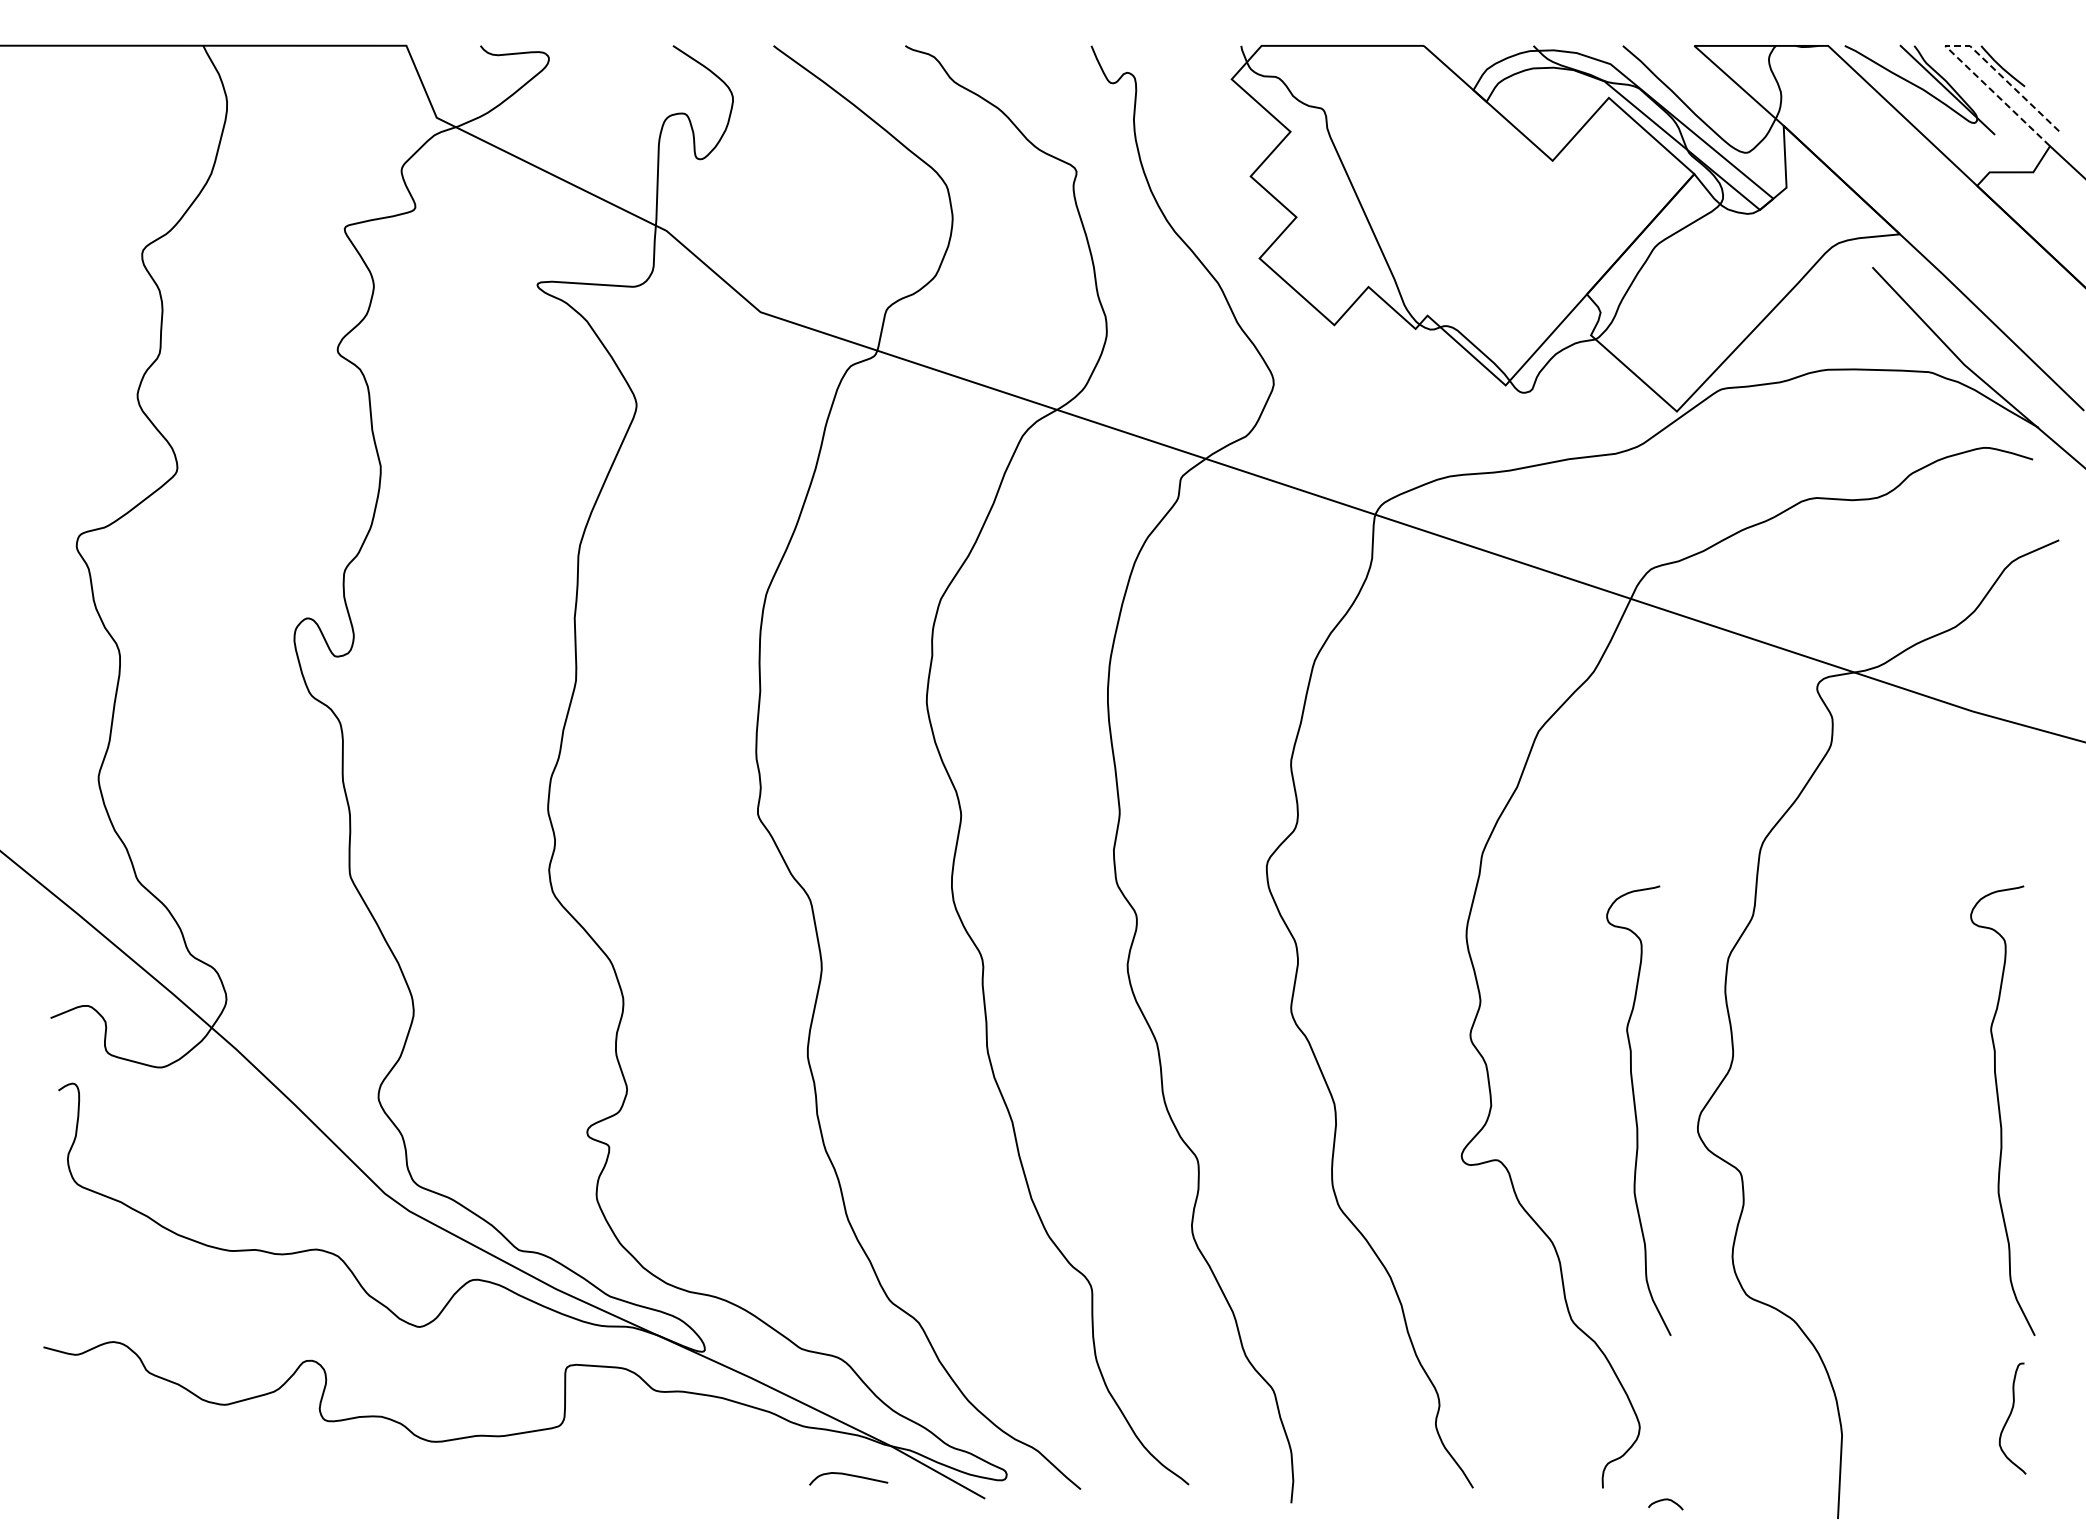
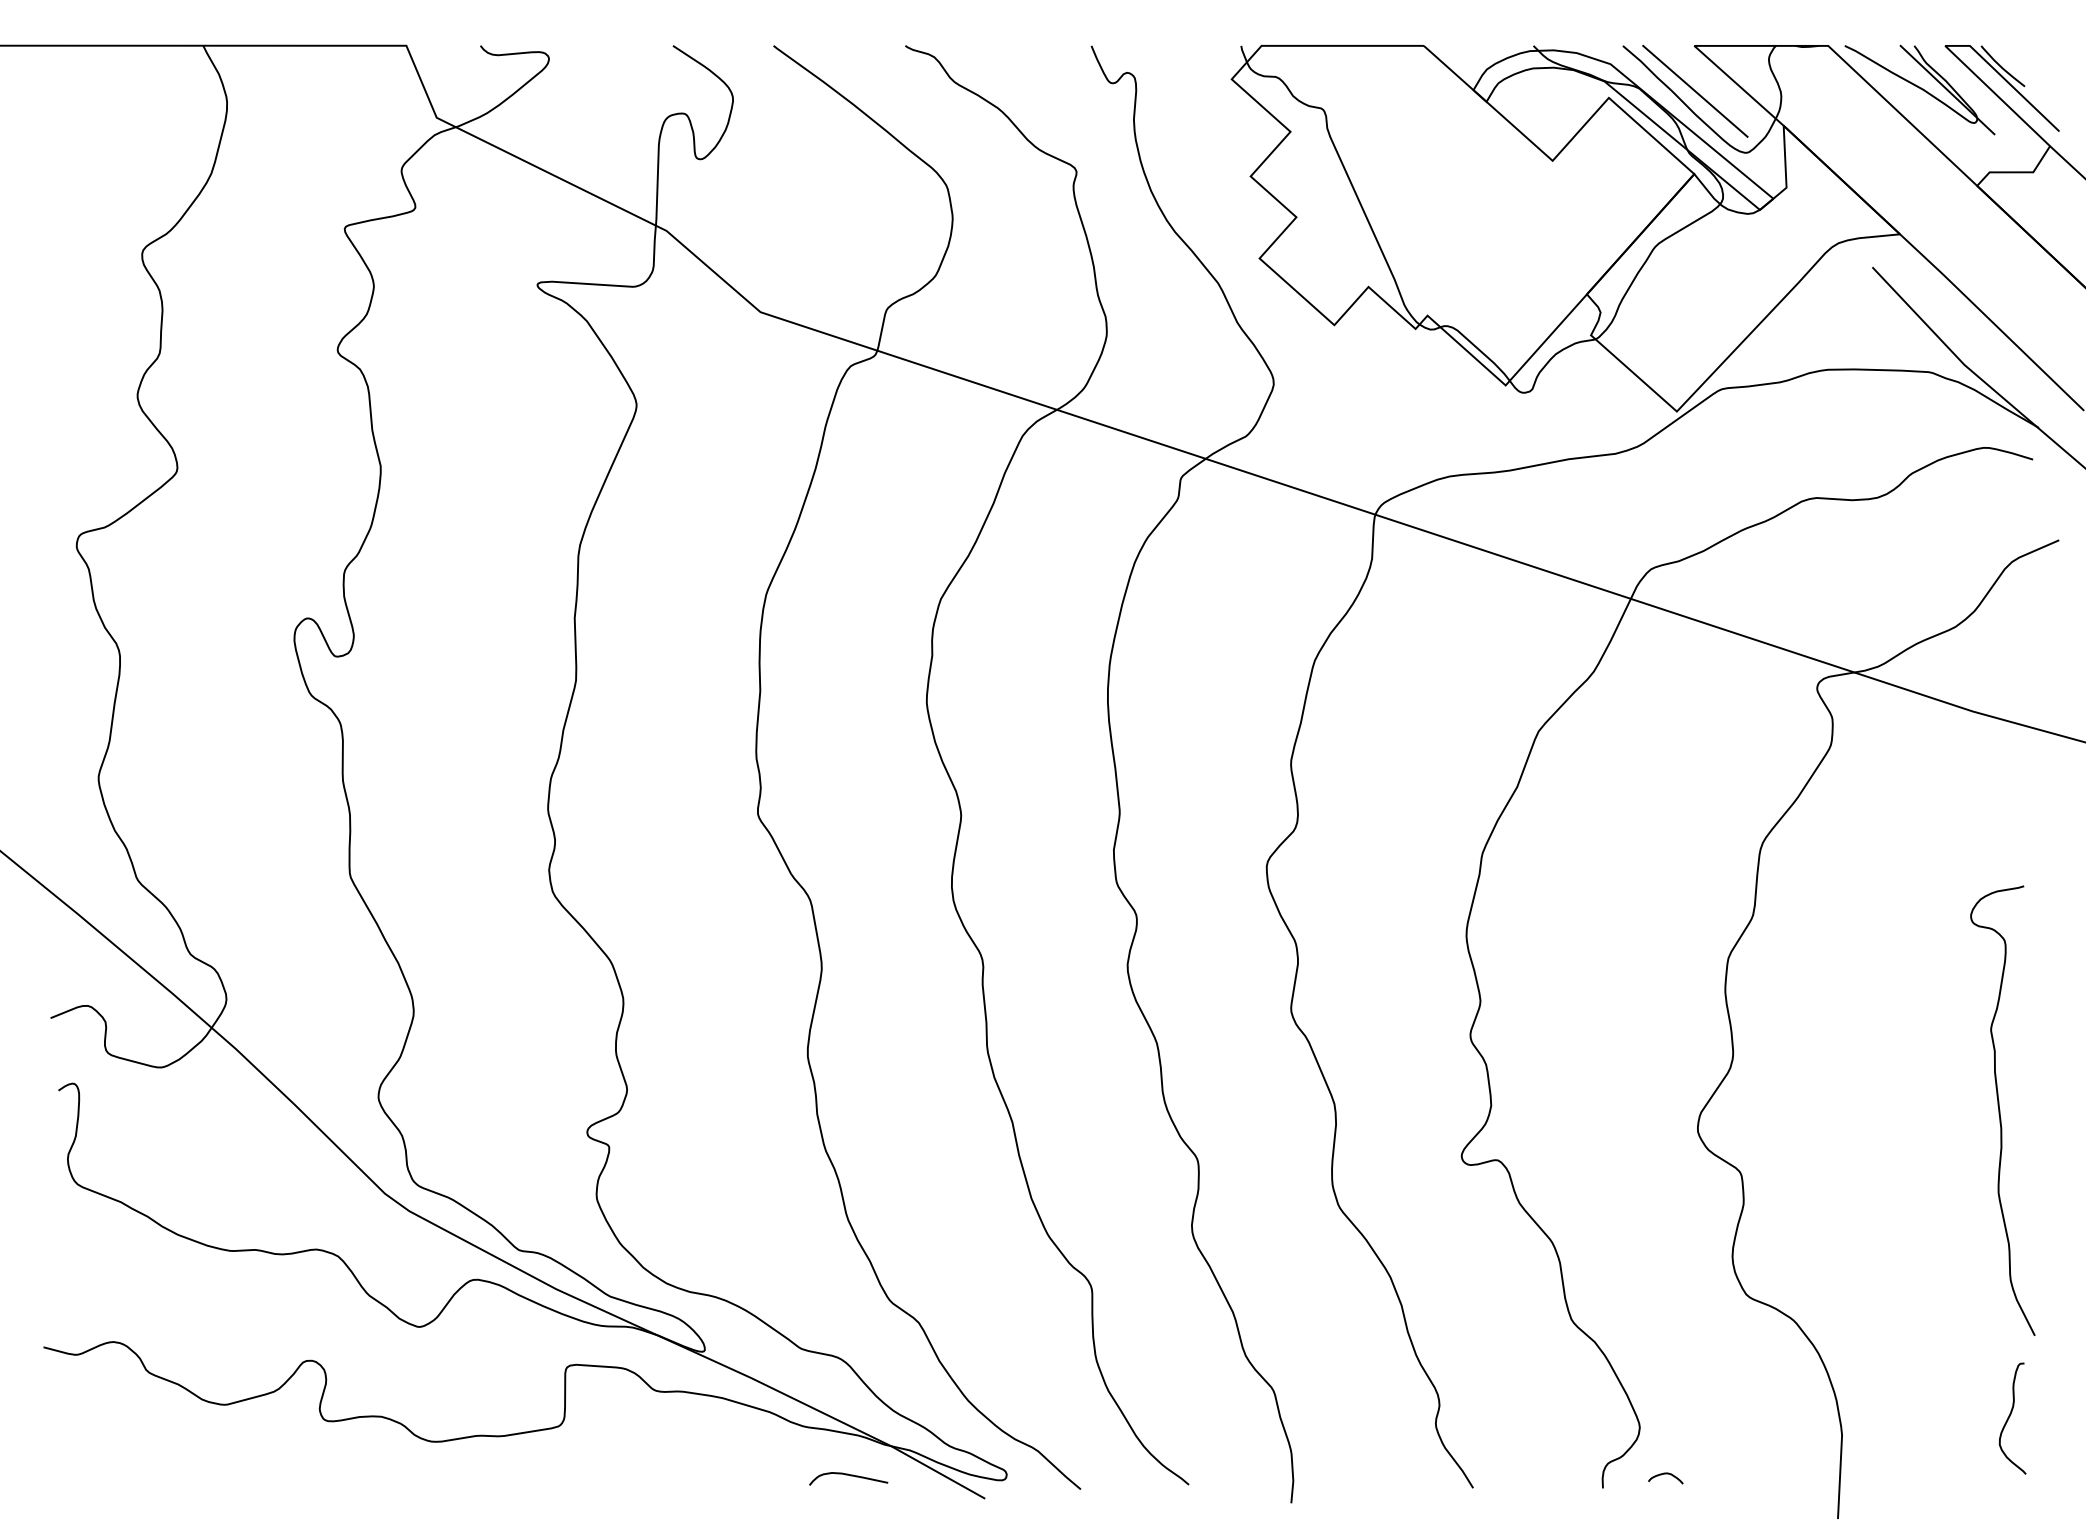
line: dashed -> solid (1947, 45)
line: none -> present (1695, 90)
curve: present -> none (1636, 1110)
curve position: (1665, 1500) -> (1665, 1474) (1665, 1474)
